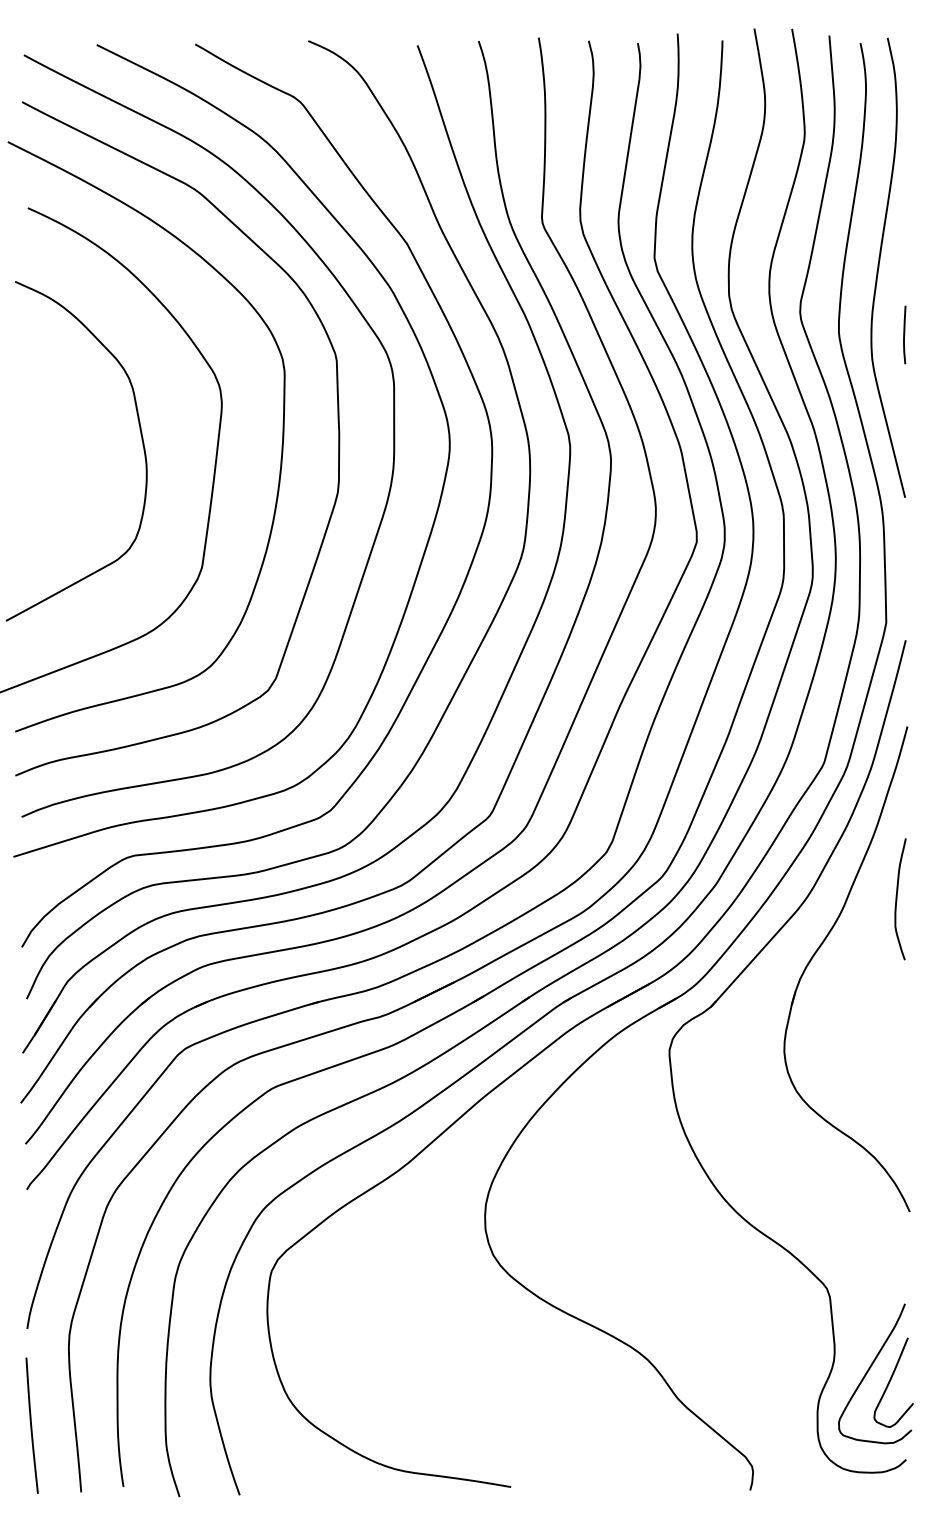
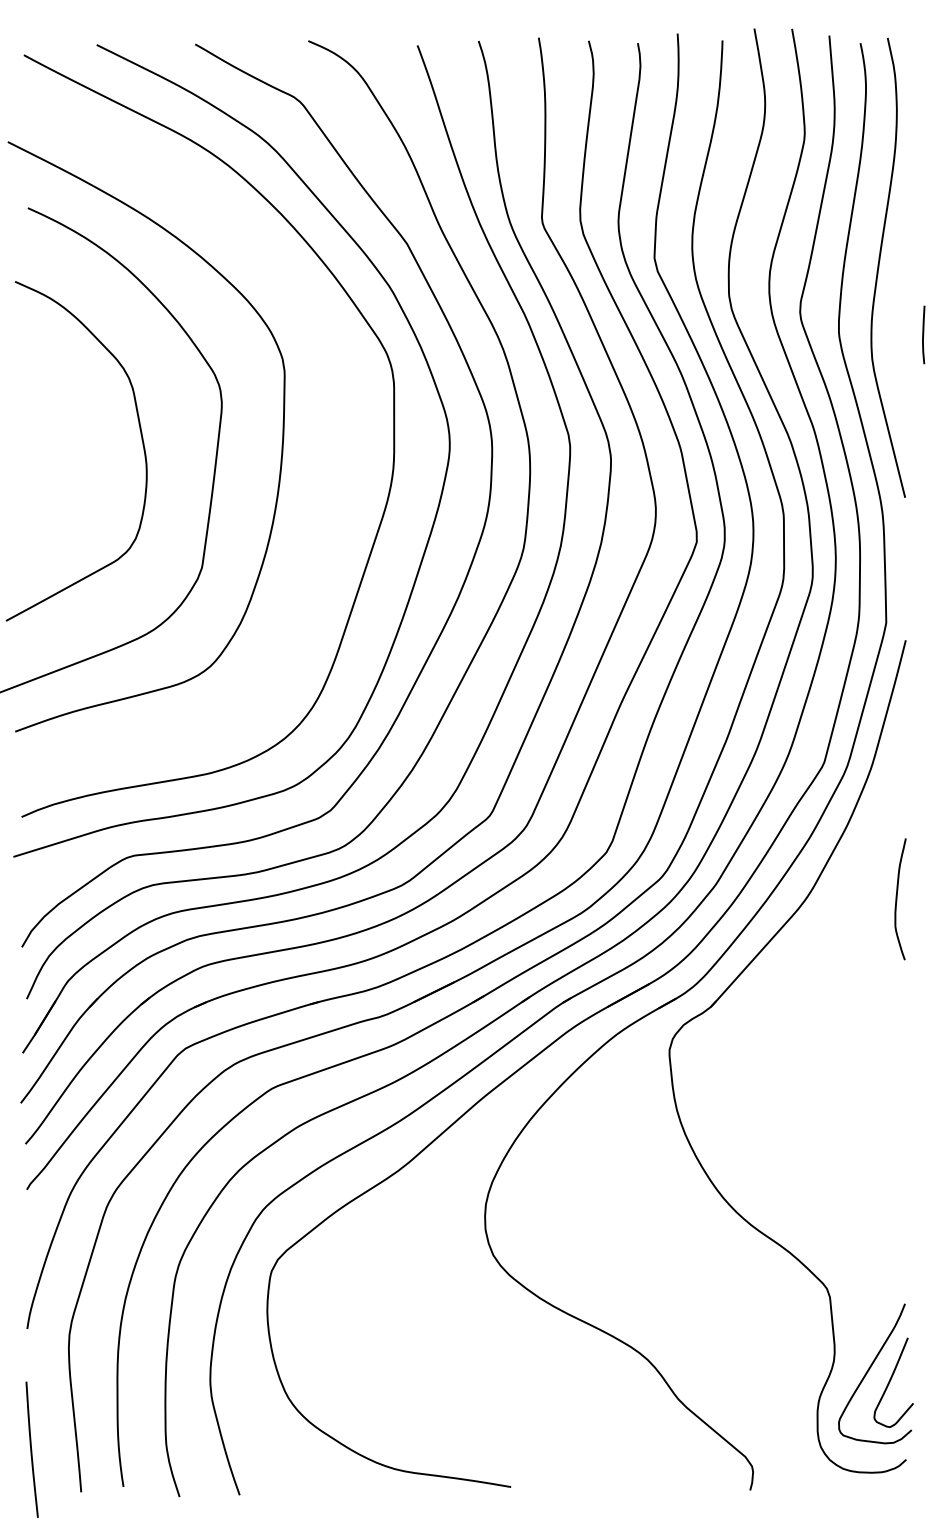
curve position: (904, 334) -> (923, 334) (923, 334)
curve: present -> none (337, 422)
part: present -> none (818, 950)
line position: (31, 1425) -> (31, 1449) (31, 1449)
